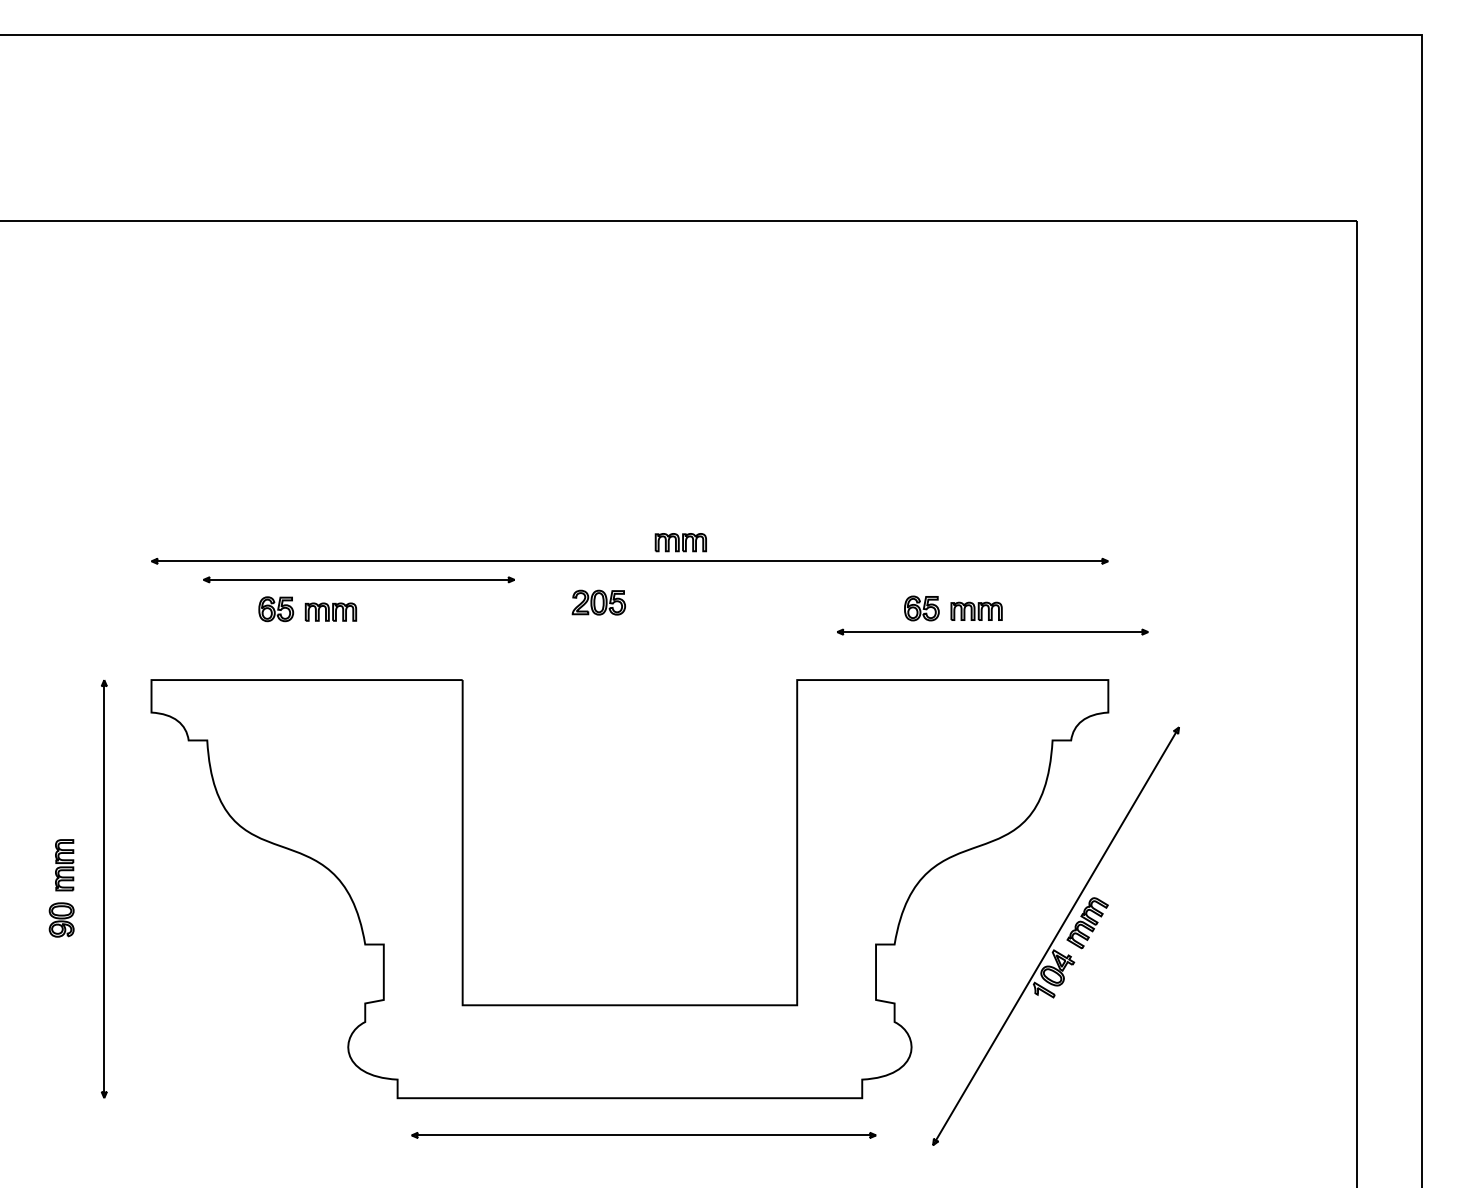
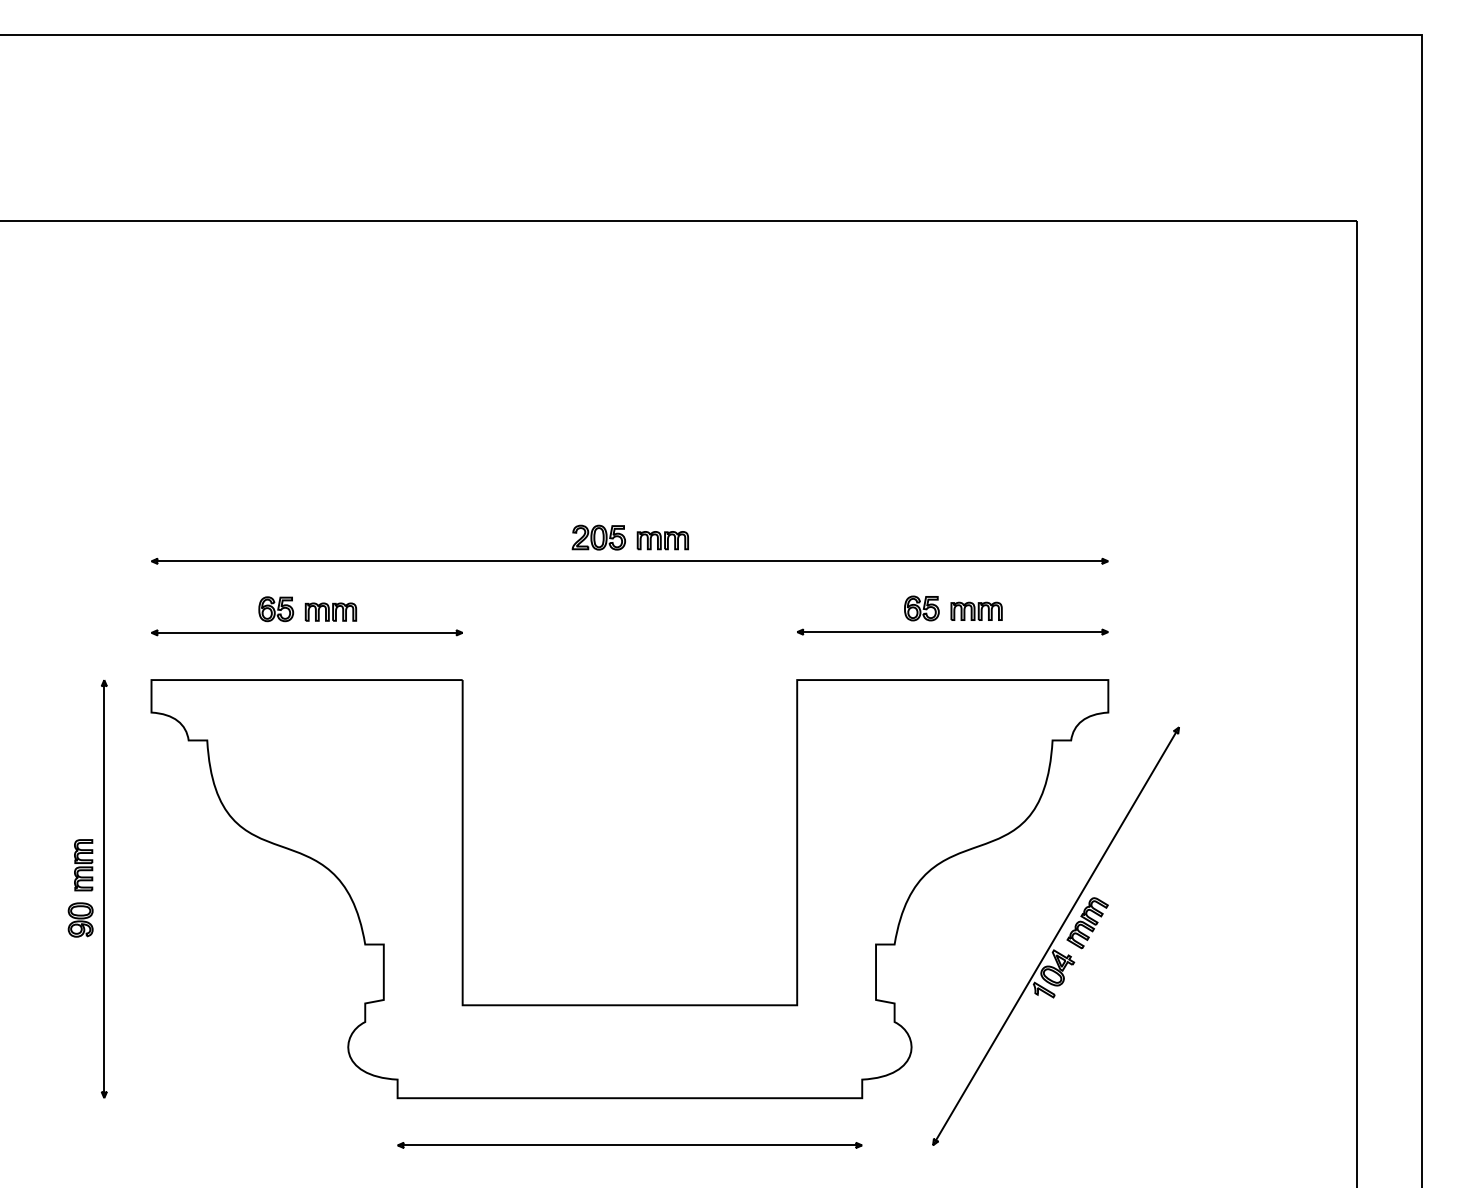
part position: (680, 542) -> (662, 540) (662, 540)
part position: (358, 579) -> (306, 632) (306, 632)
part position: (598, 602) -> (598, 537) (598, 537)
part position: (992, 631) -> (952, 631) (952, 631)
part position: (64, 865) -> (83, 865) (83, 865)
part position: (61, 919) -> (80, 919) (80, 919)
part position: (643, 1135) -> (629, 1145) (629, 1145)
